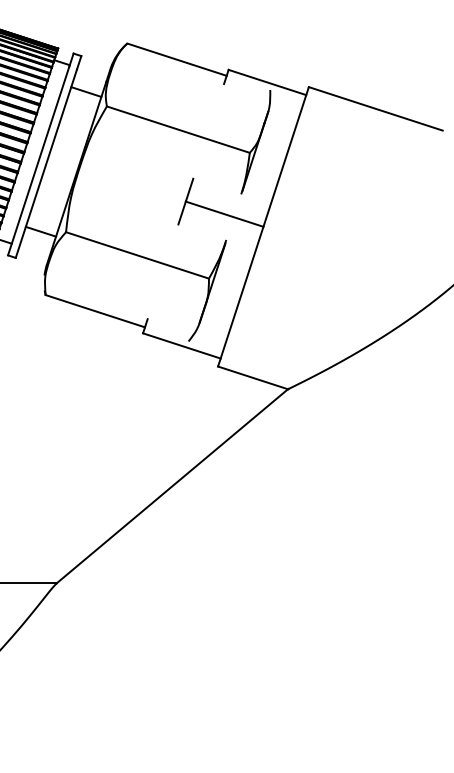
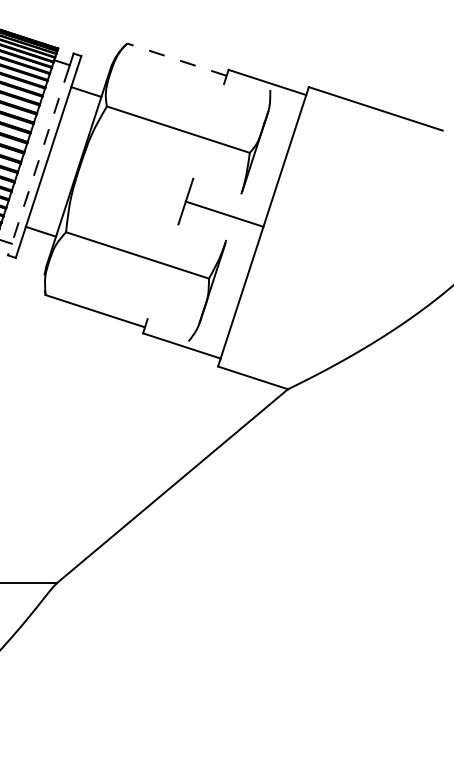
line: solid -> dashed (176, 59)
line: solid -> dashed (38, 161)
